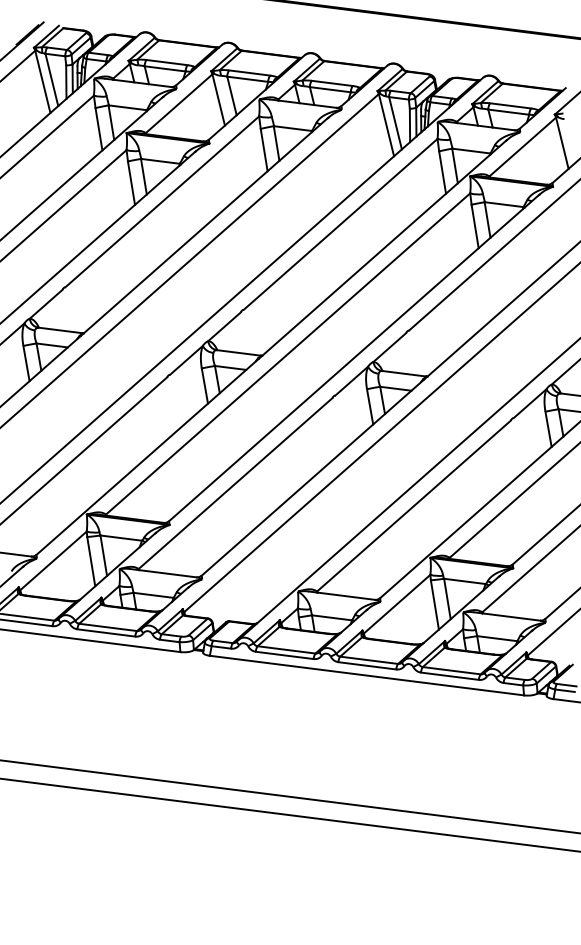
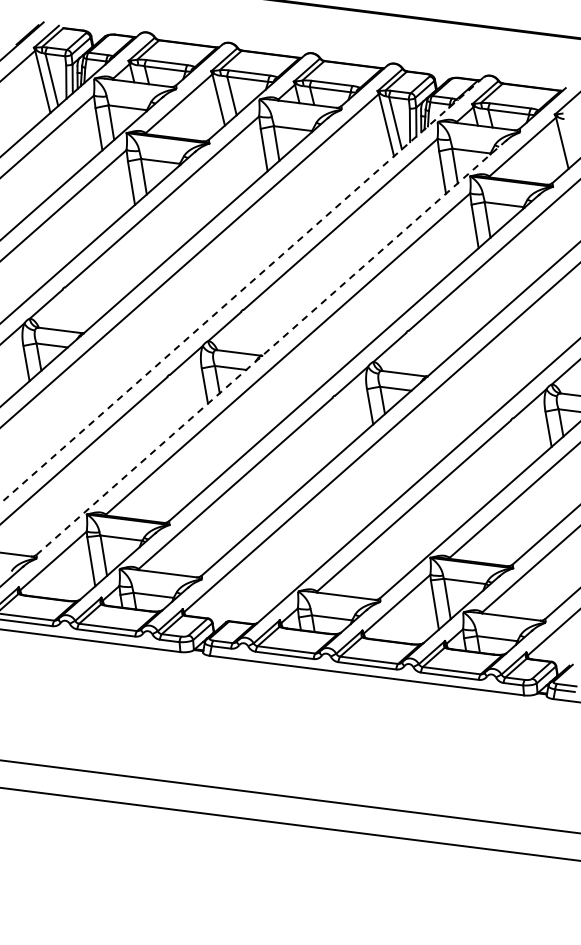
line: solid -> dashed (241, 290)
line: solid -> dashed (271, 347)
line position: (289, 814) -> (289, 824) (289, 824)
